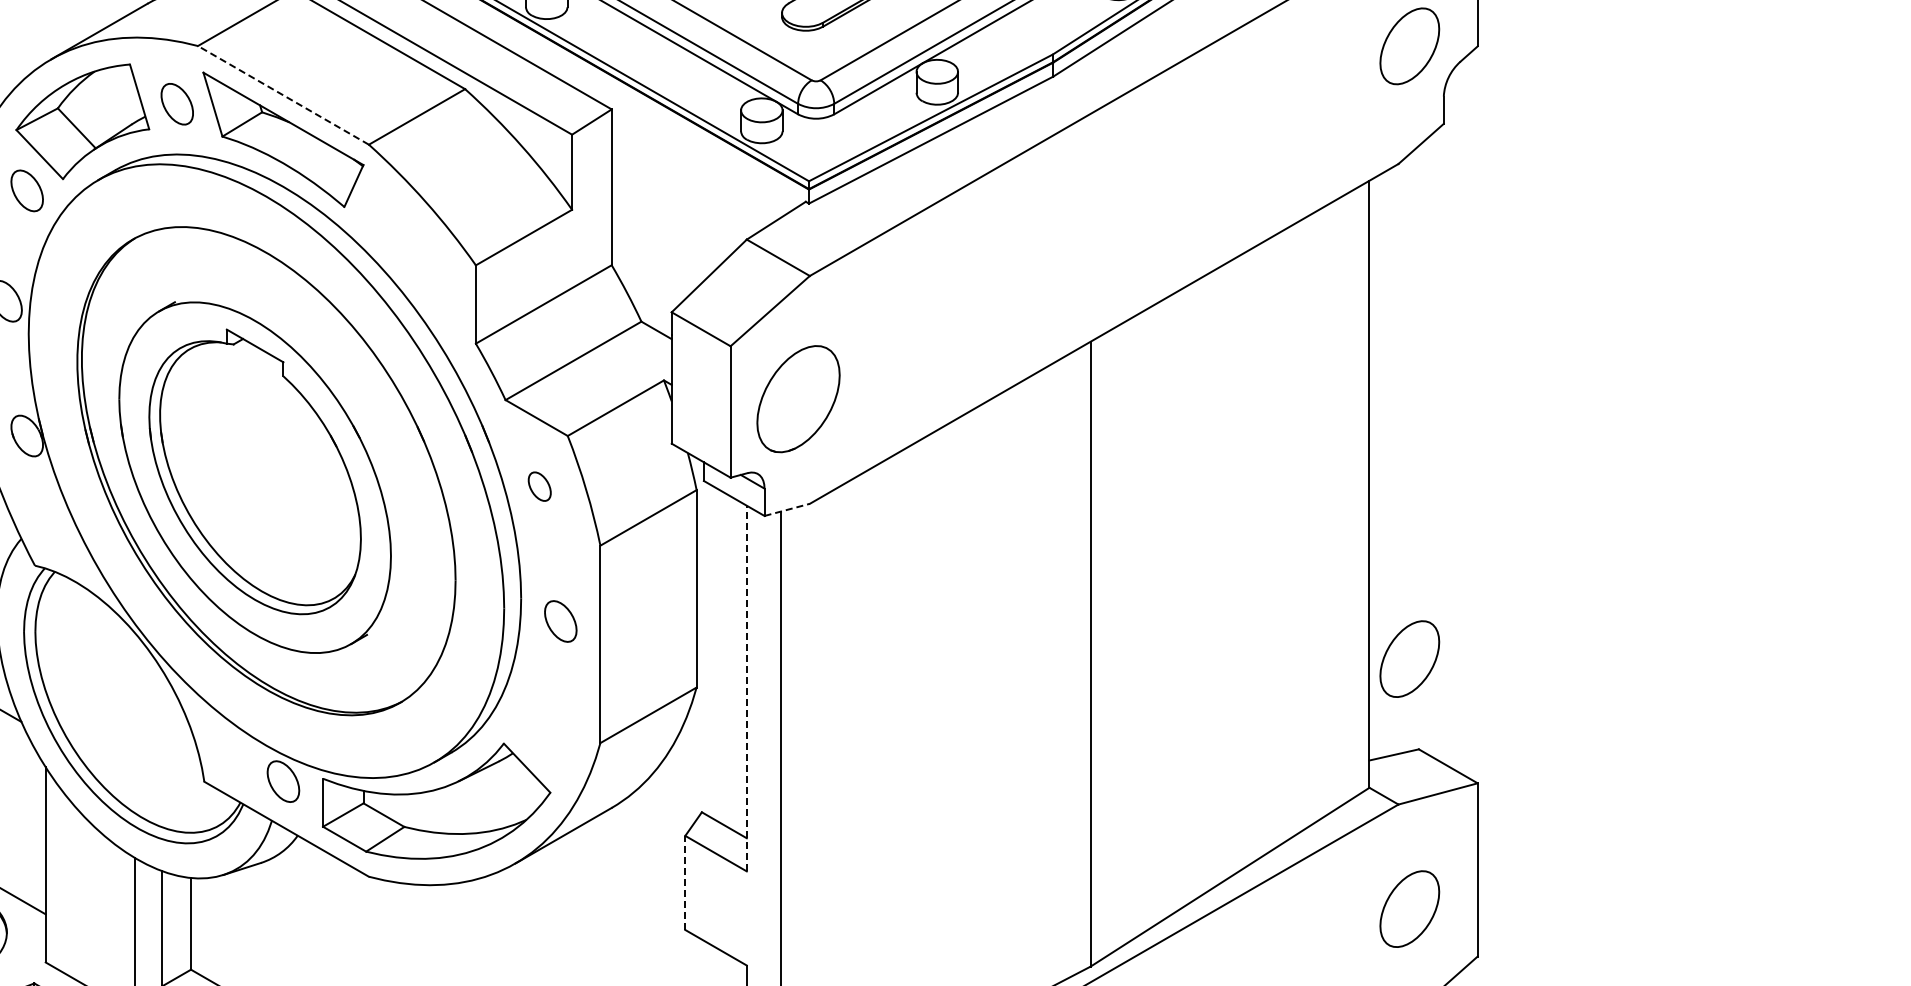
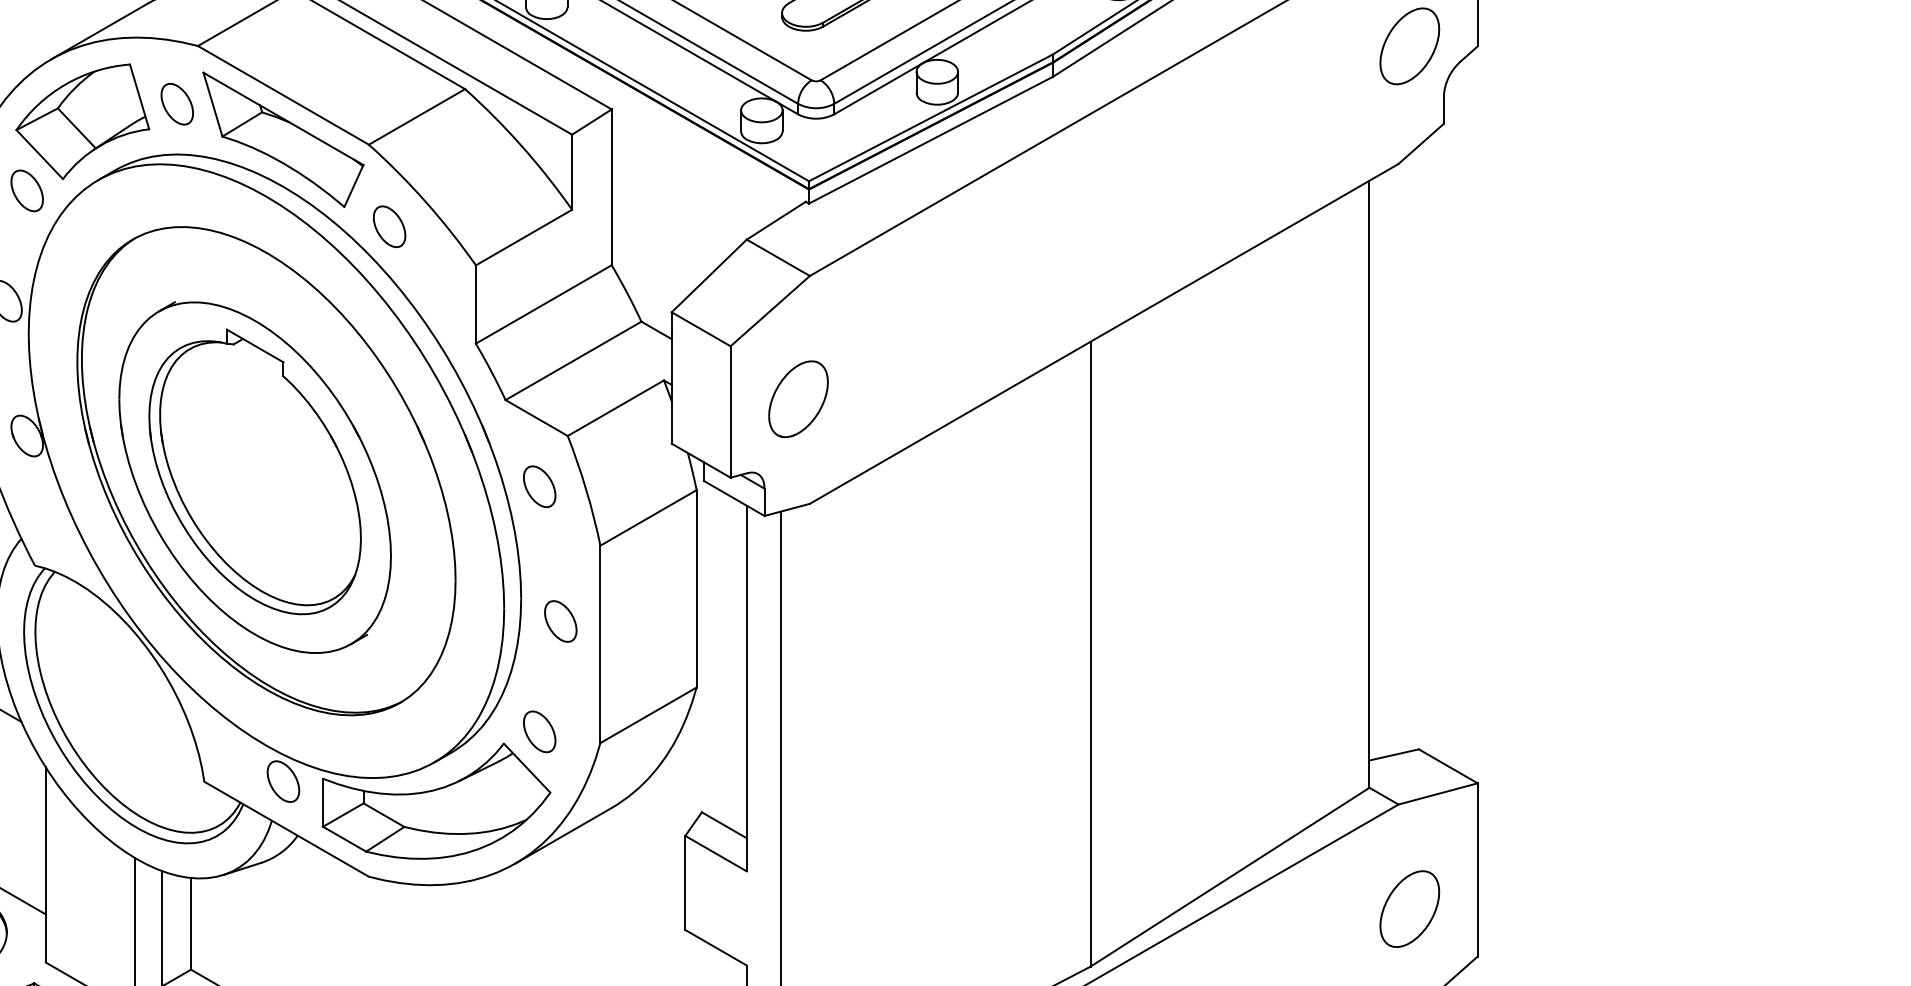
line: dashed -> solid (283, 95)
part: none -> present (389, 226)
part size: 85x109 px -> 61x79 px (798, 399)
part size: 25x31 px -> 34x43 px (539, 486)
line: dashed -> solid (787, 509)
part: present -> none (1409, 658)
line: dashed -> solid (746, 688)
part: none -> present (539, 731)
line: dashed -> solid (685, 882)
